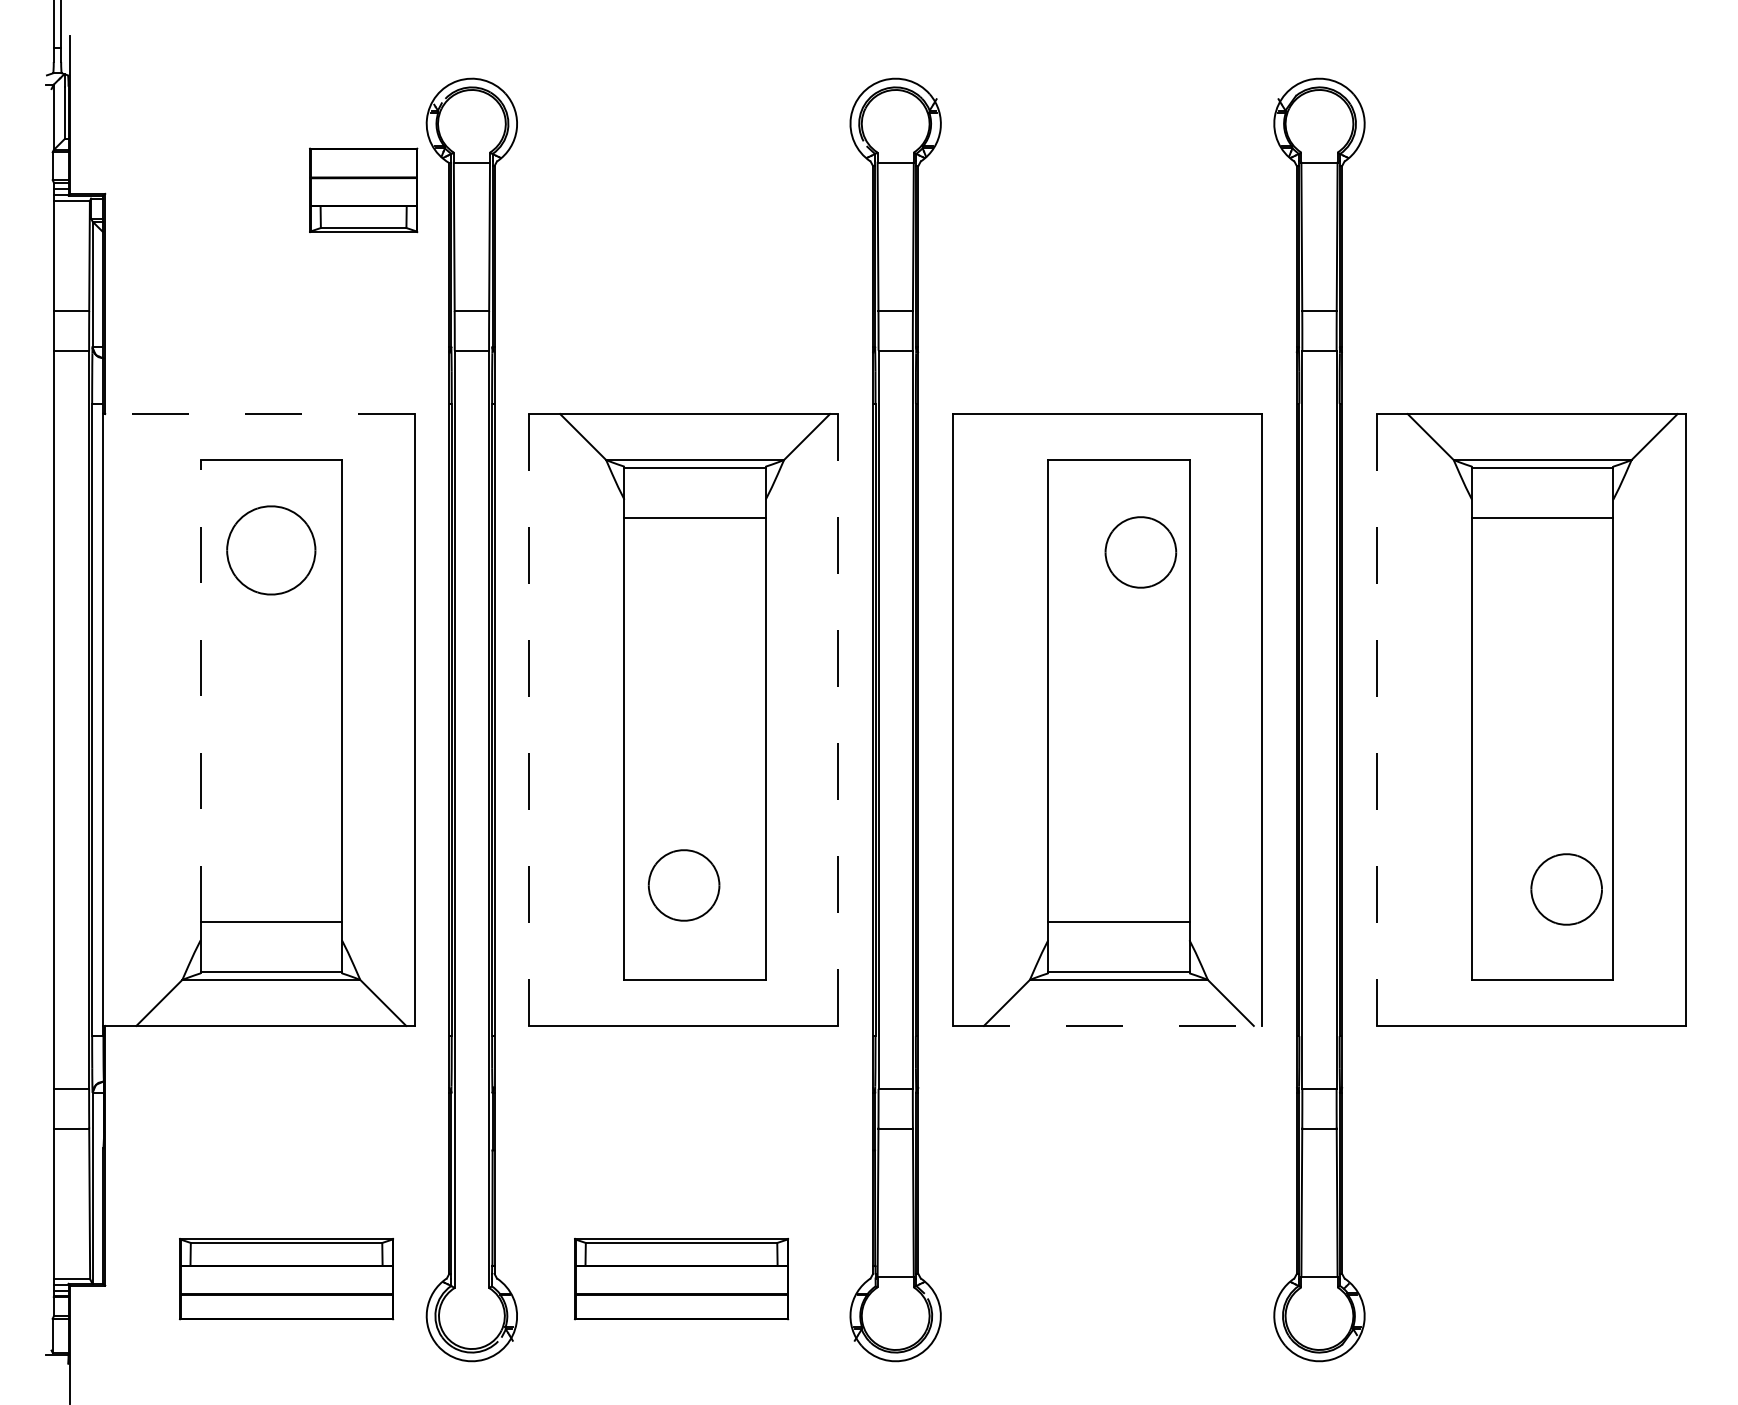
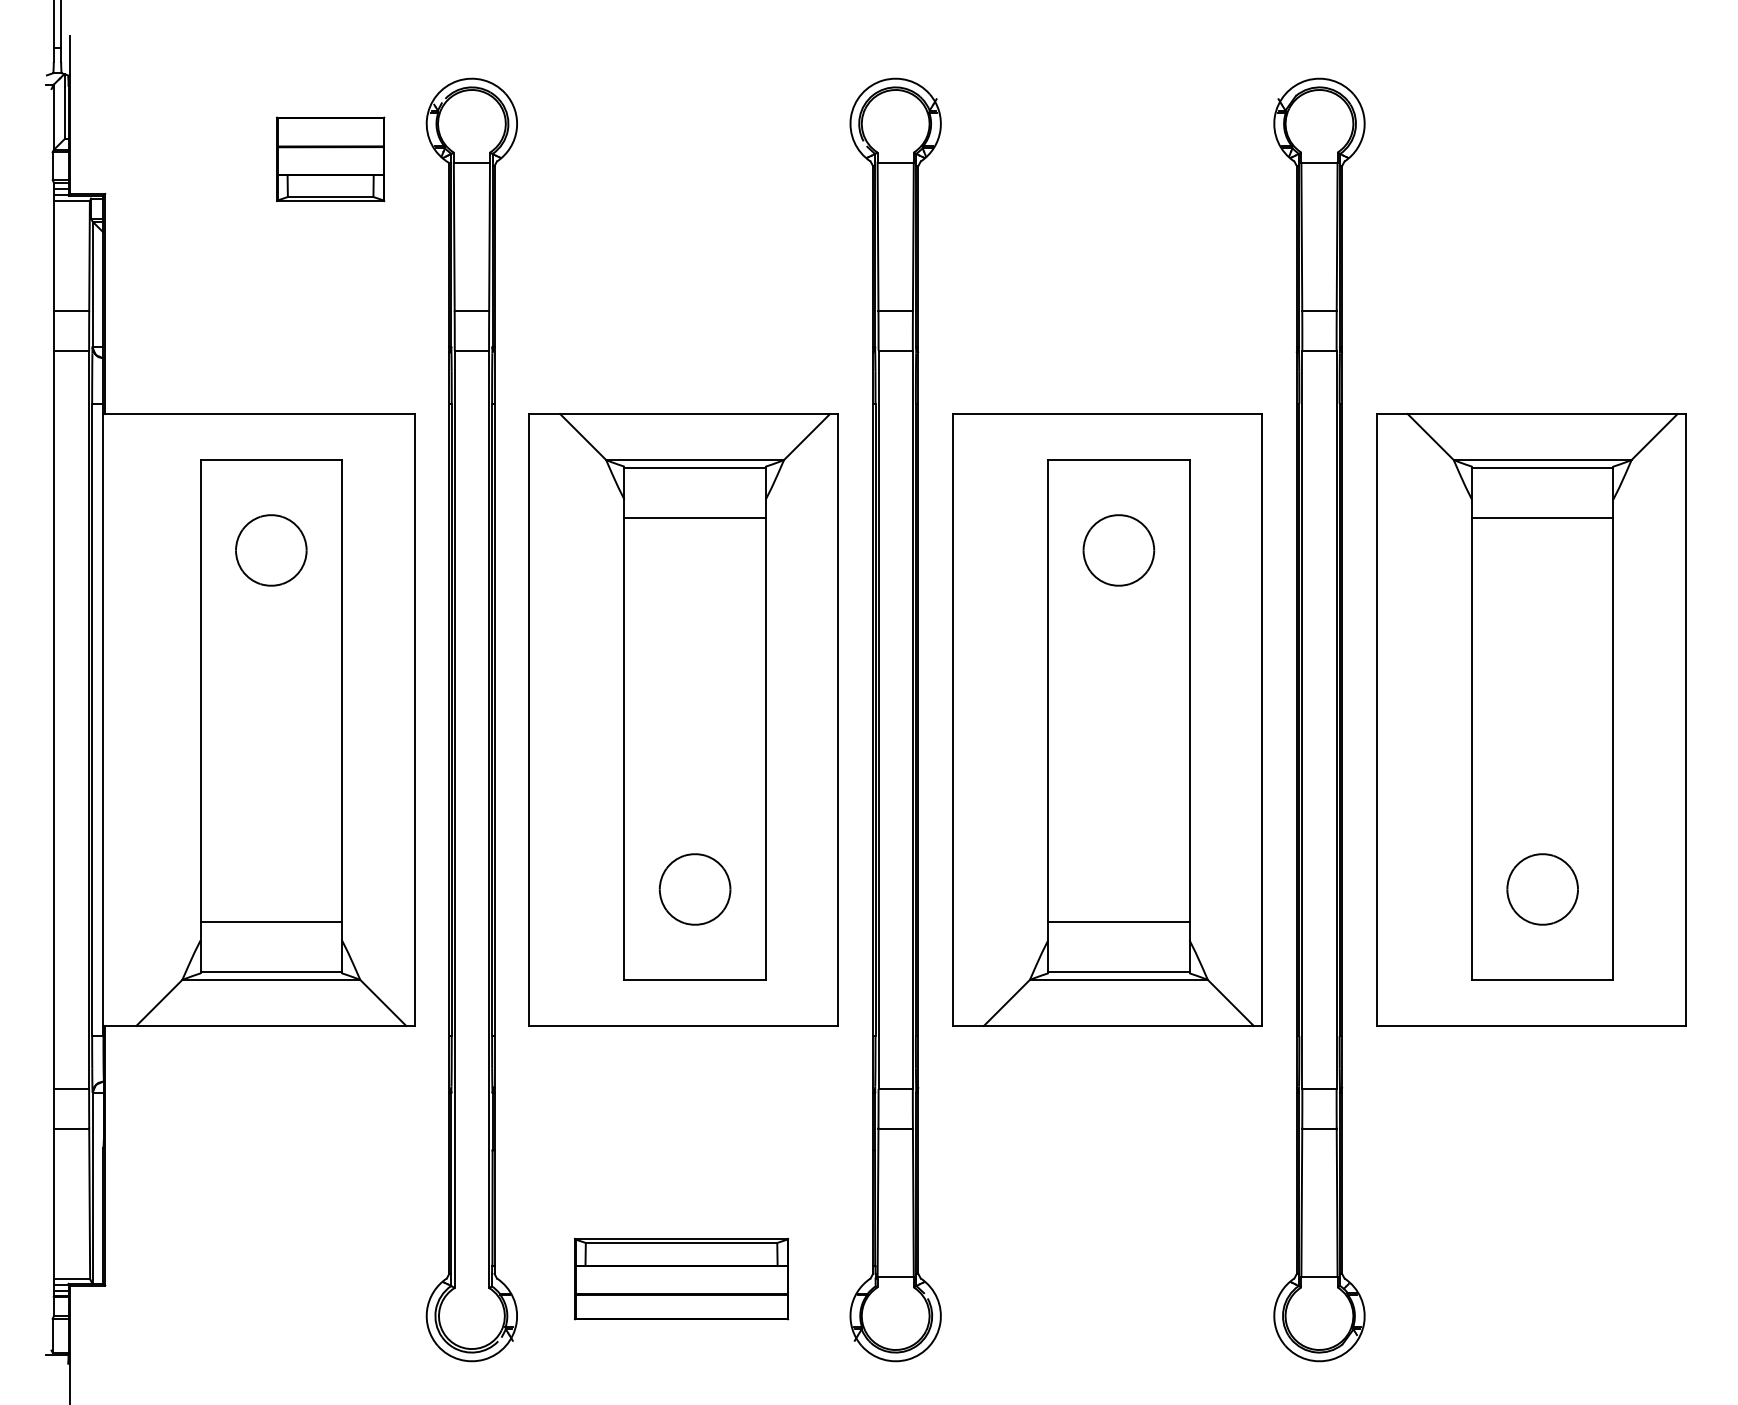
part position: (363, 190) -> (330, 159) (330, 159)
line: dashed -> solid (259, 414)
part size: 91x91 px -> 73x73 px (271, 550)
part position: (1140, 552) -> (1118, 550) (1118, 550)
line: dashed -> solid (200, 690)
line: dashed -> solid (529, 720)
line: dashed -> solid (838, 720)
line: dashed -> solid (1376, 720)
part position: (683, 885) -> (694, 889) (694, 889)
part position: (1566, 889) -> (1542, 889) (1542, 889)
line: dashed -> solid (1108, 1025)
part: present -> none (286, 1279)
